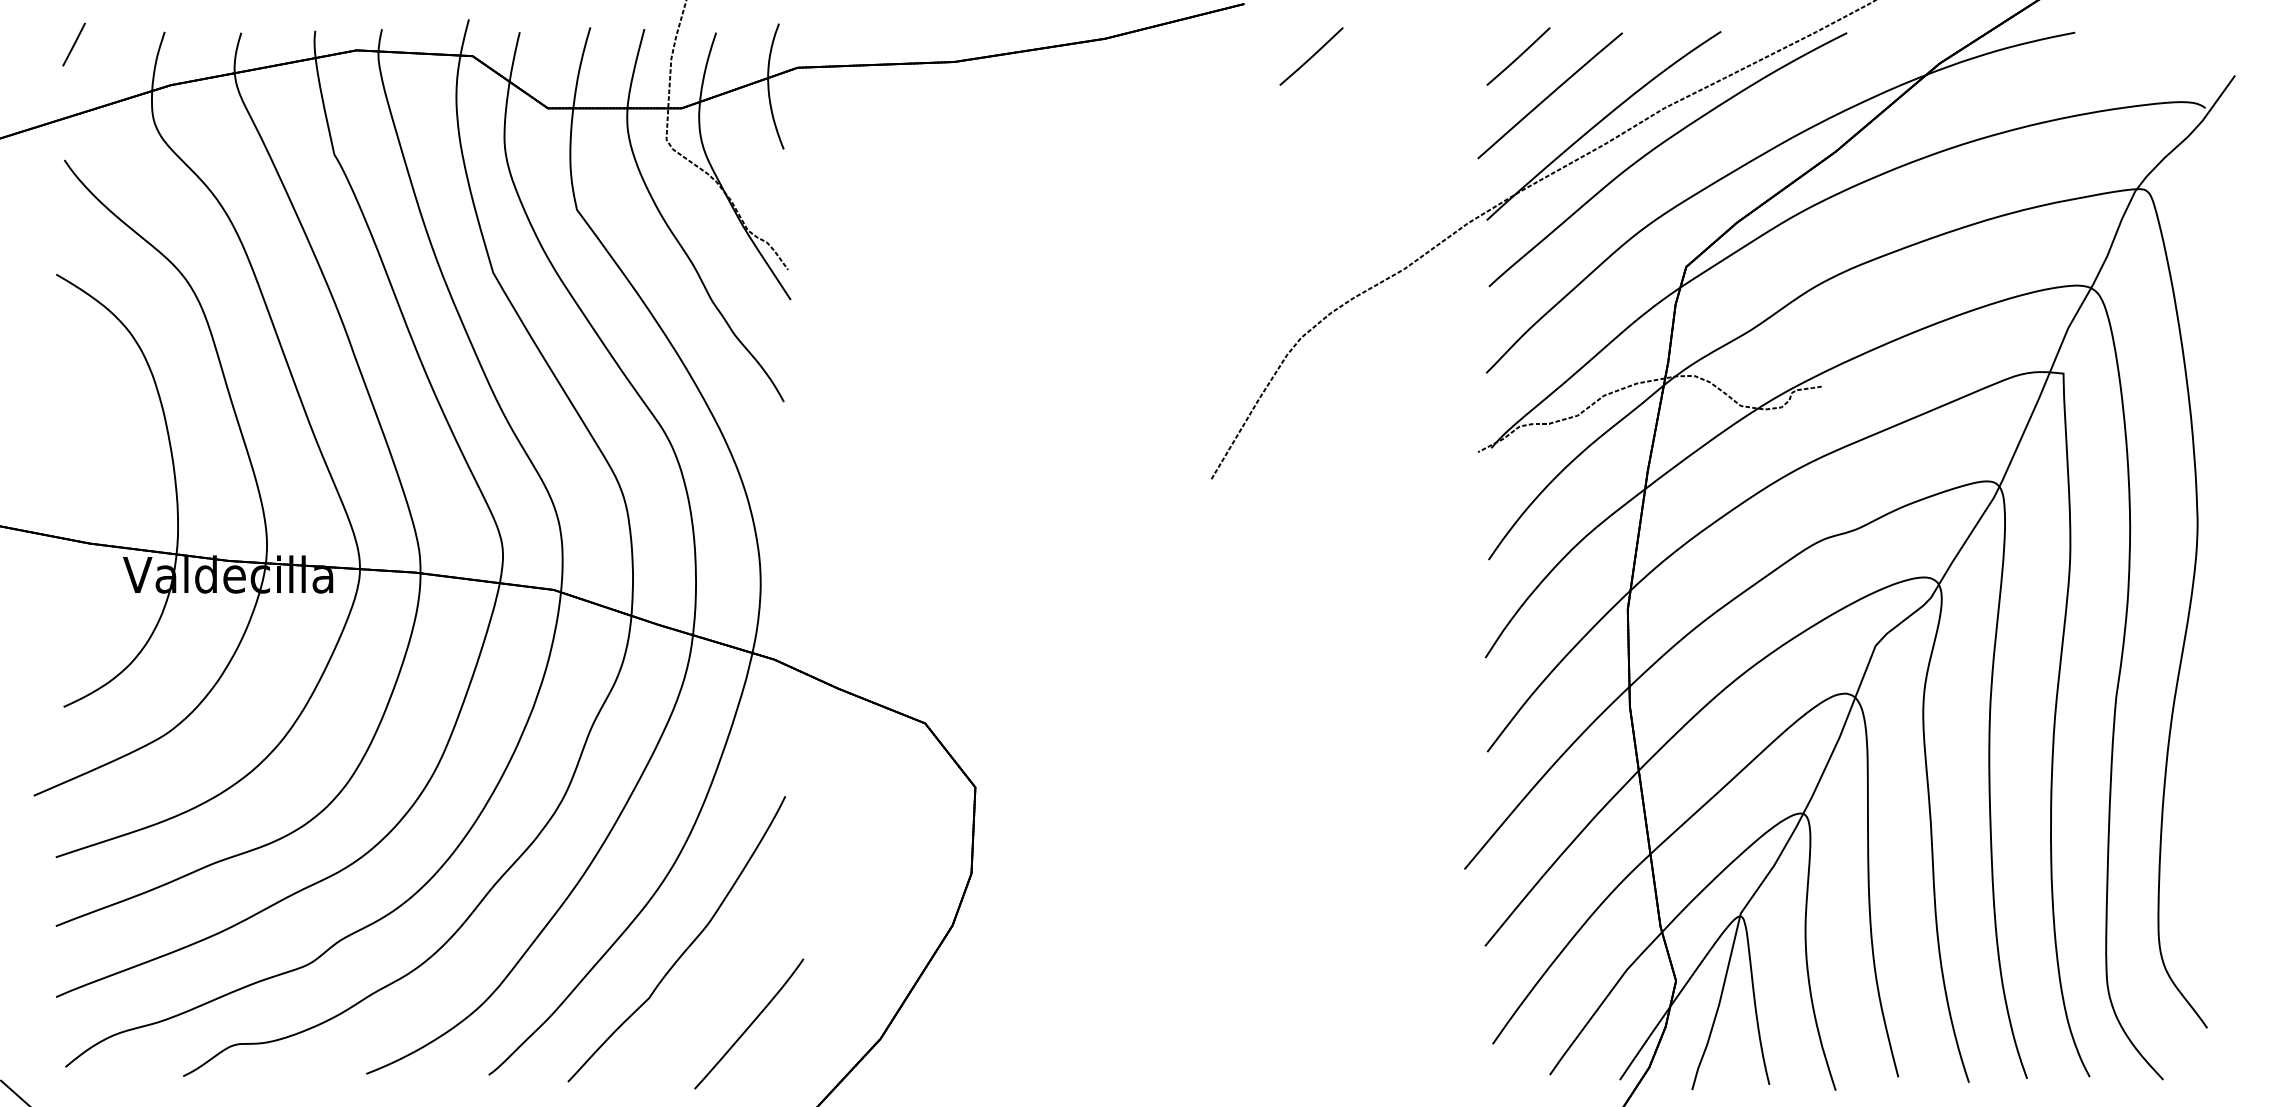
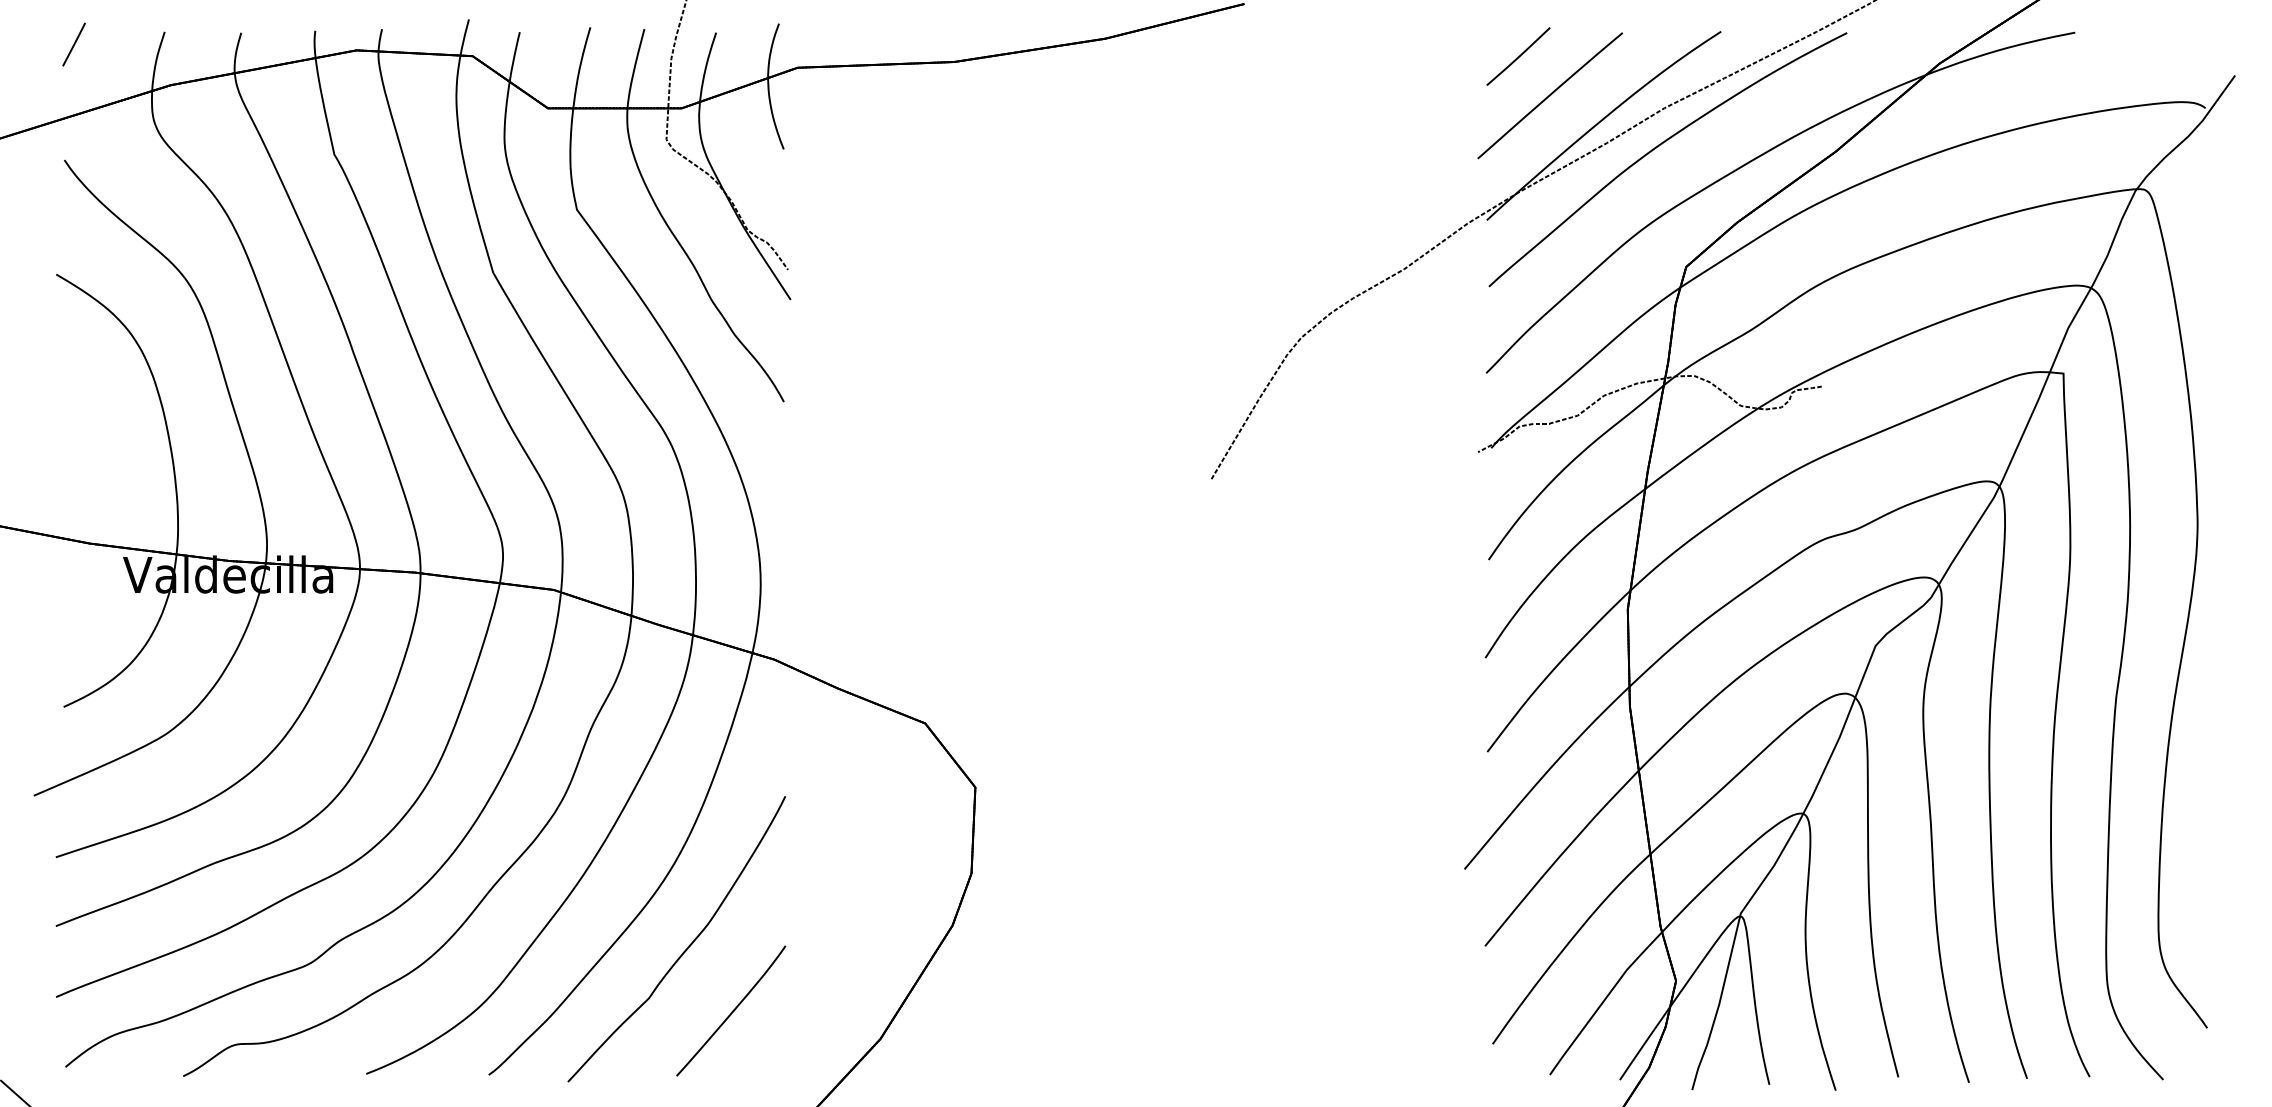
line: present -> none (1311, 56)
curve position: (750, 1023) -> (732, 1010) (732, 1010)
